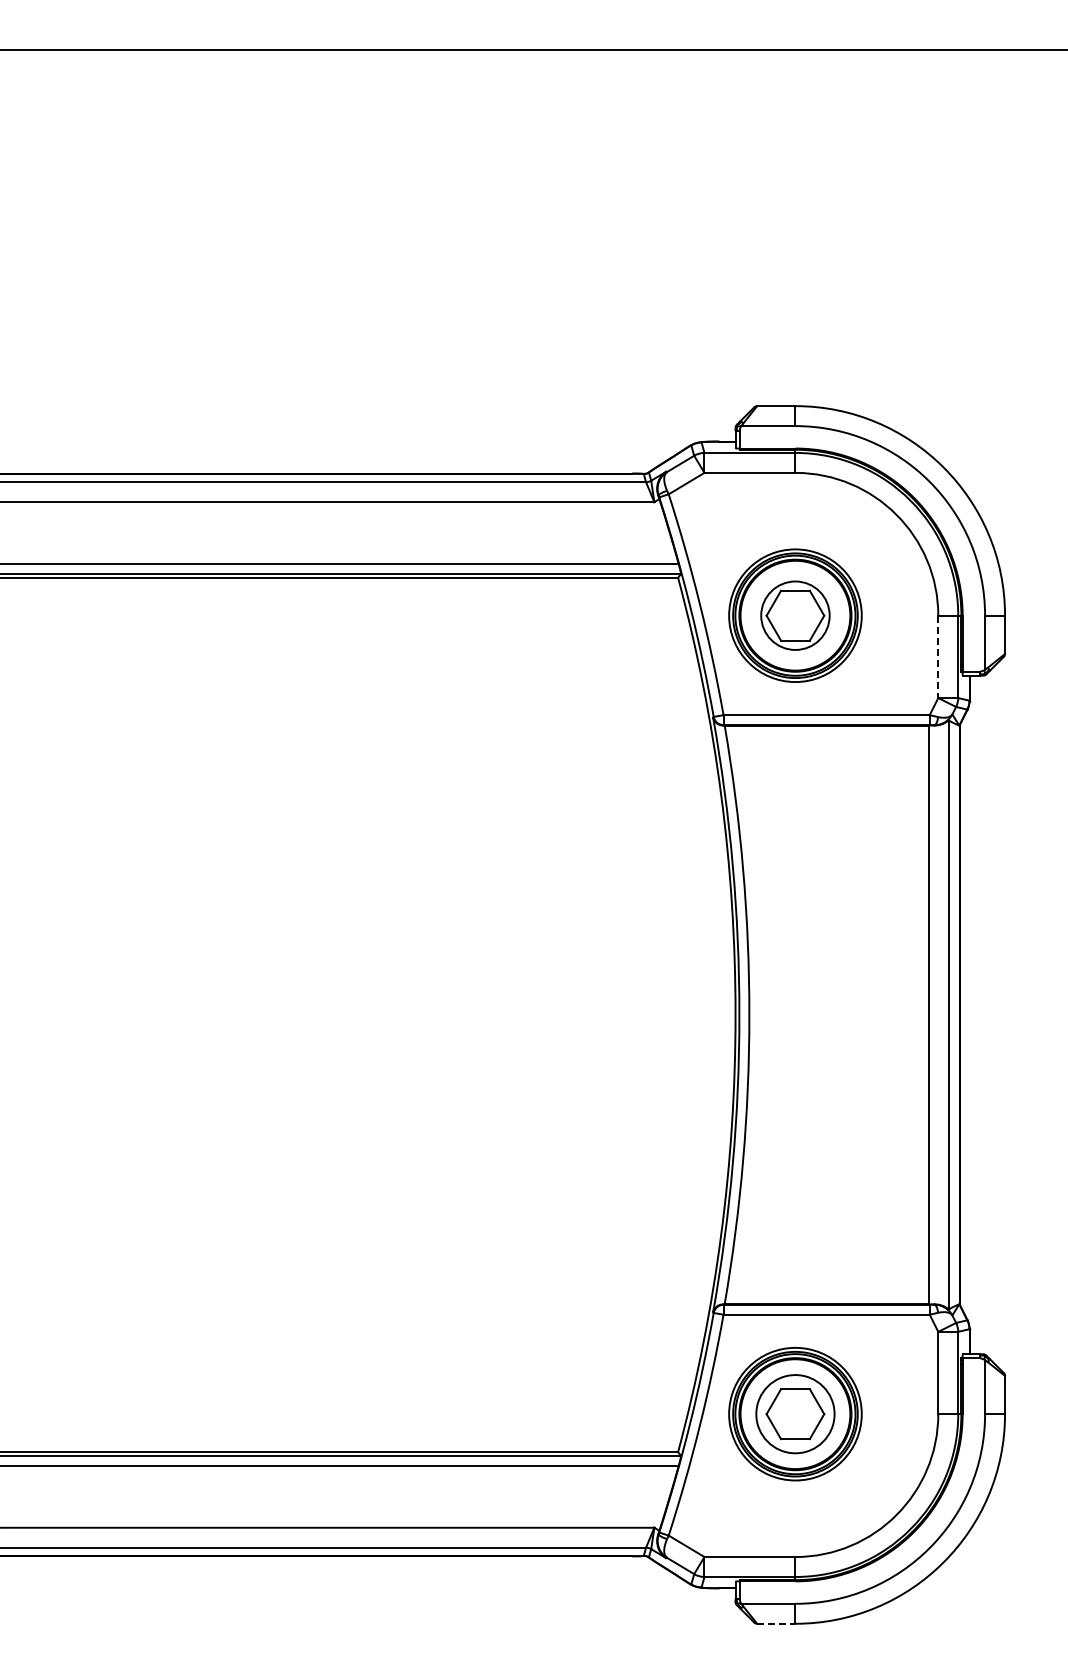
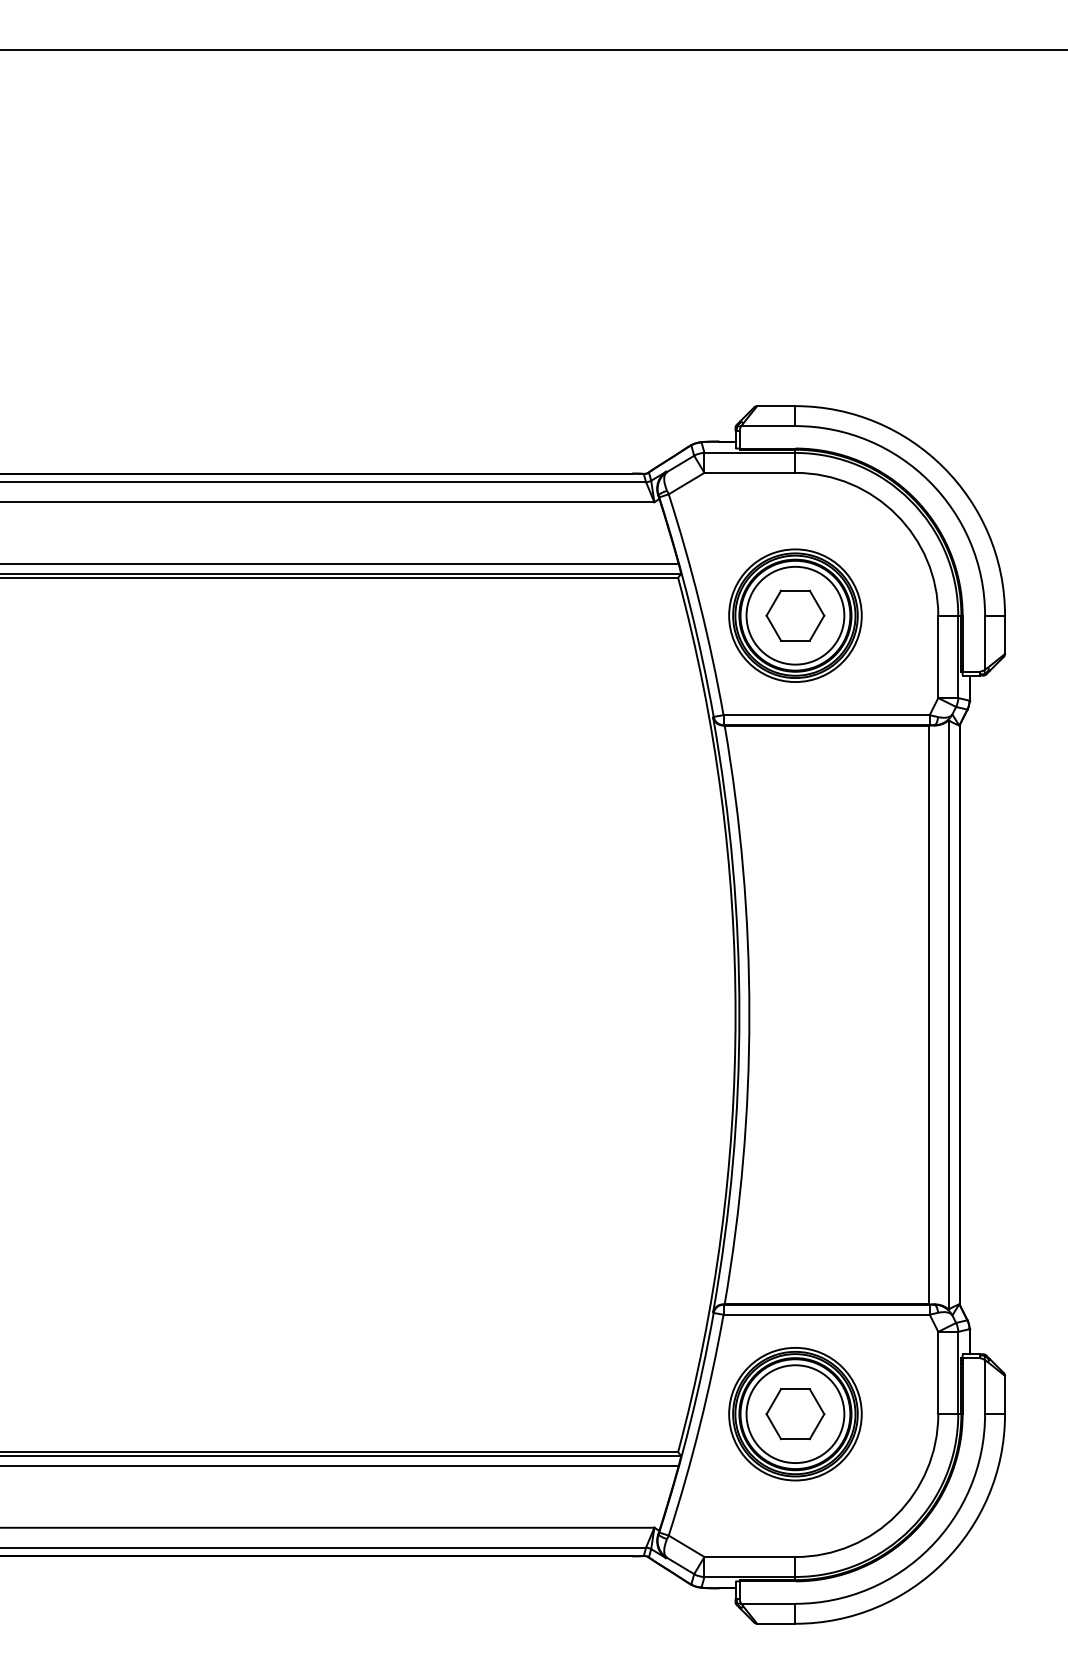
circle diameter: 68 px -> 98 px (795, 615)
line: dashed -> solid (938, 657)
circle diameter: 78 px -> 98 px (795, 1414)
line: dashed -> solid (776, 1623)
